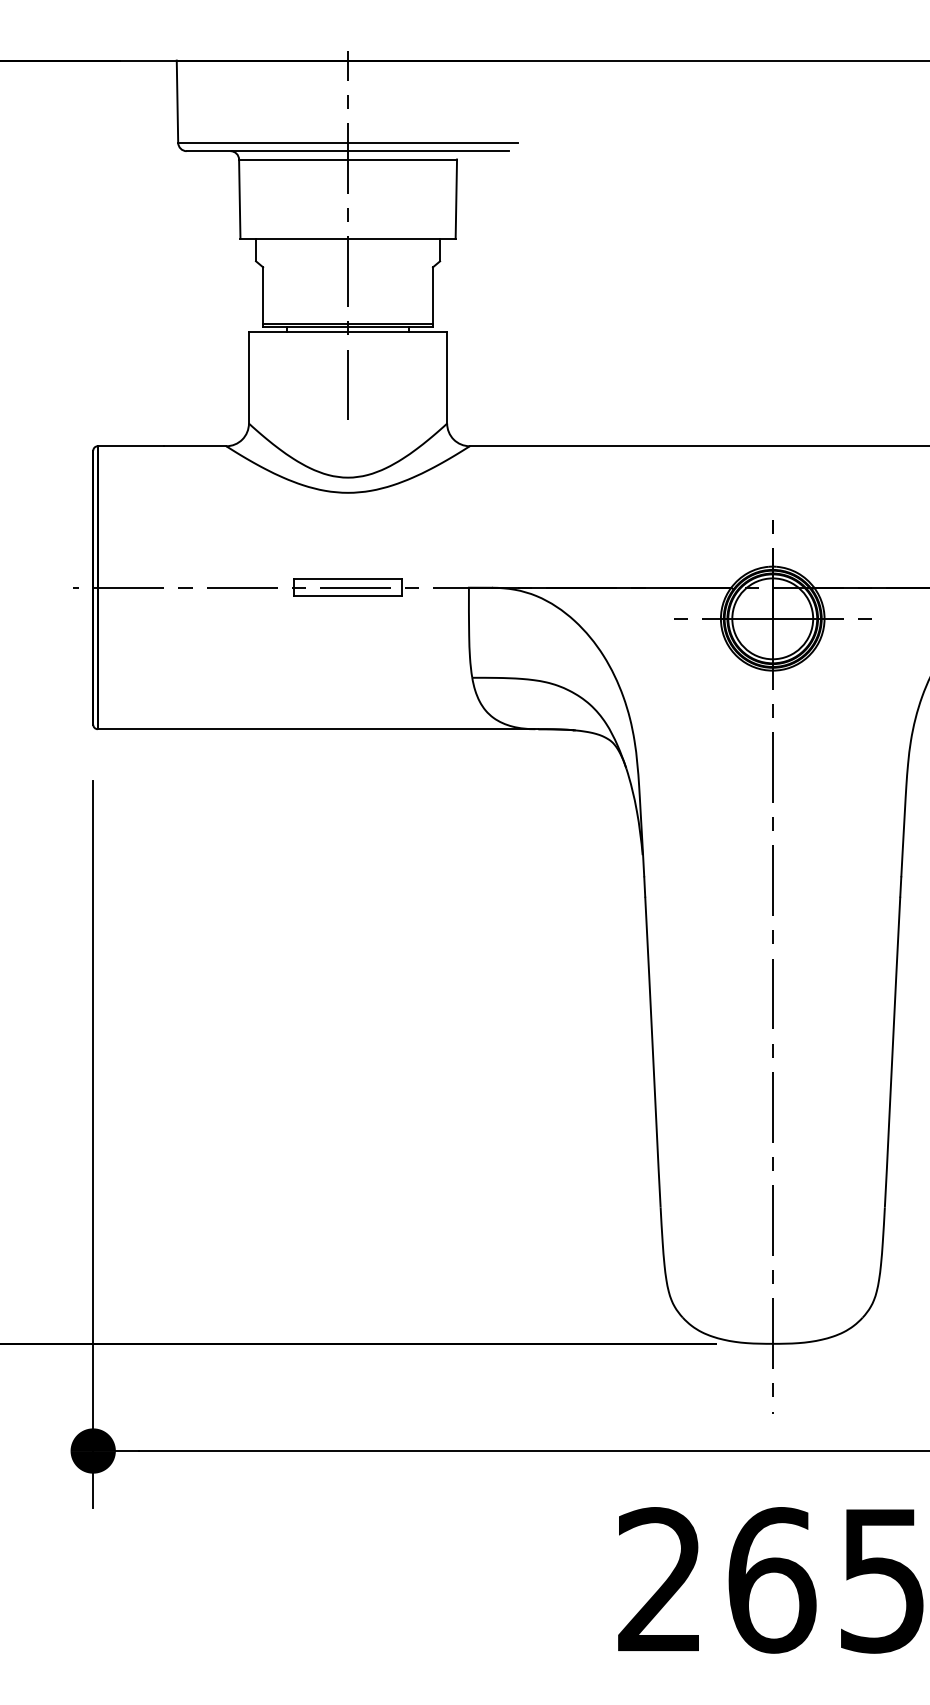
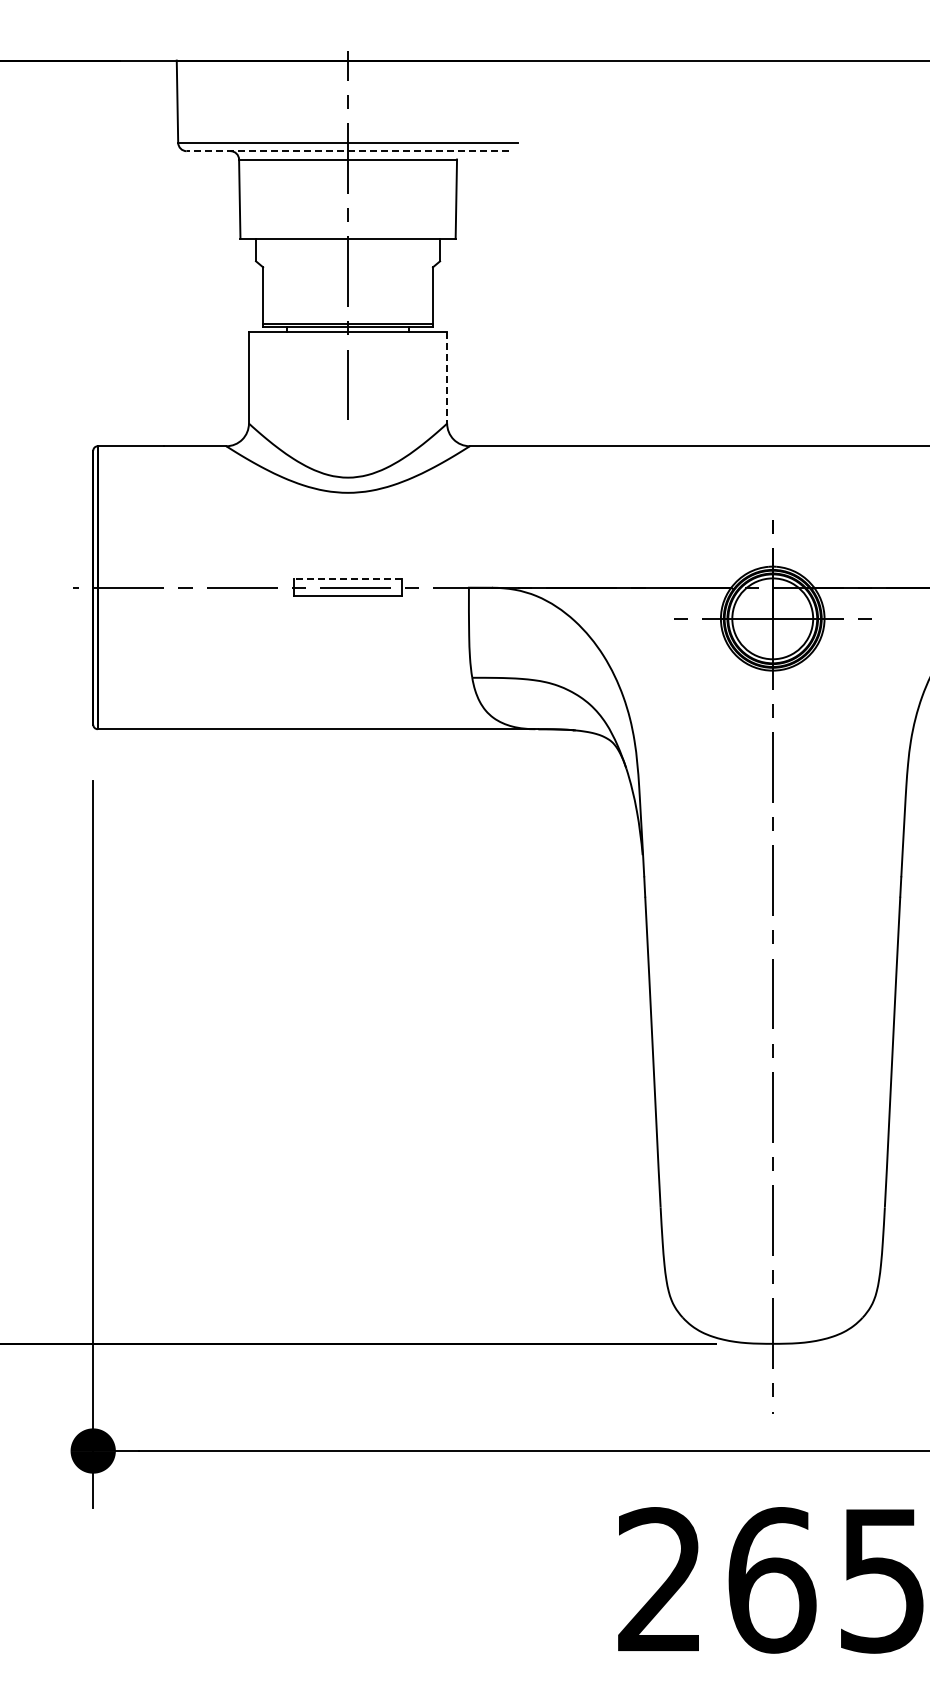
line: solid -> dashed (347, 151)
line: solid -> dashed (447, 378)
line: solid -> dashed (348, 579)
